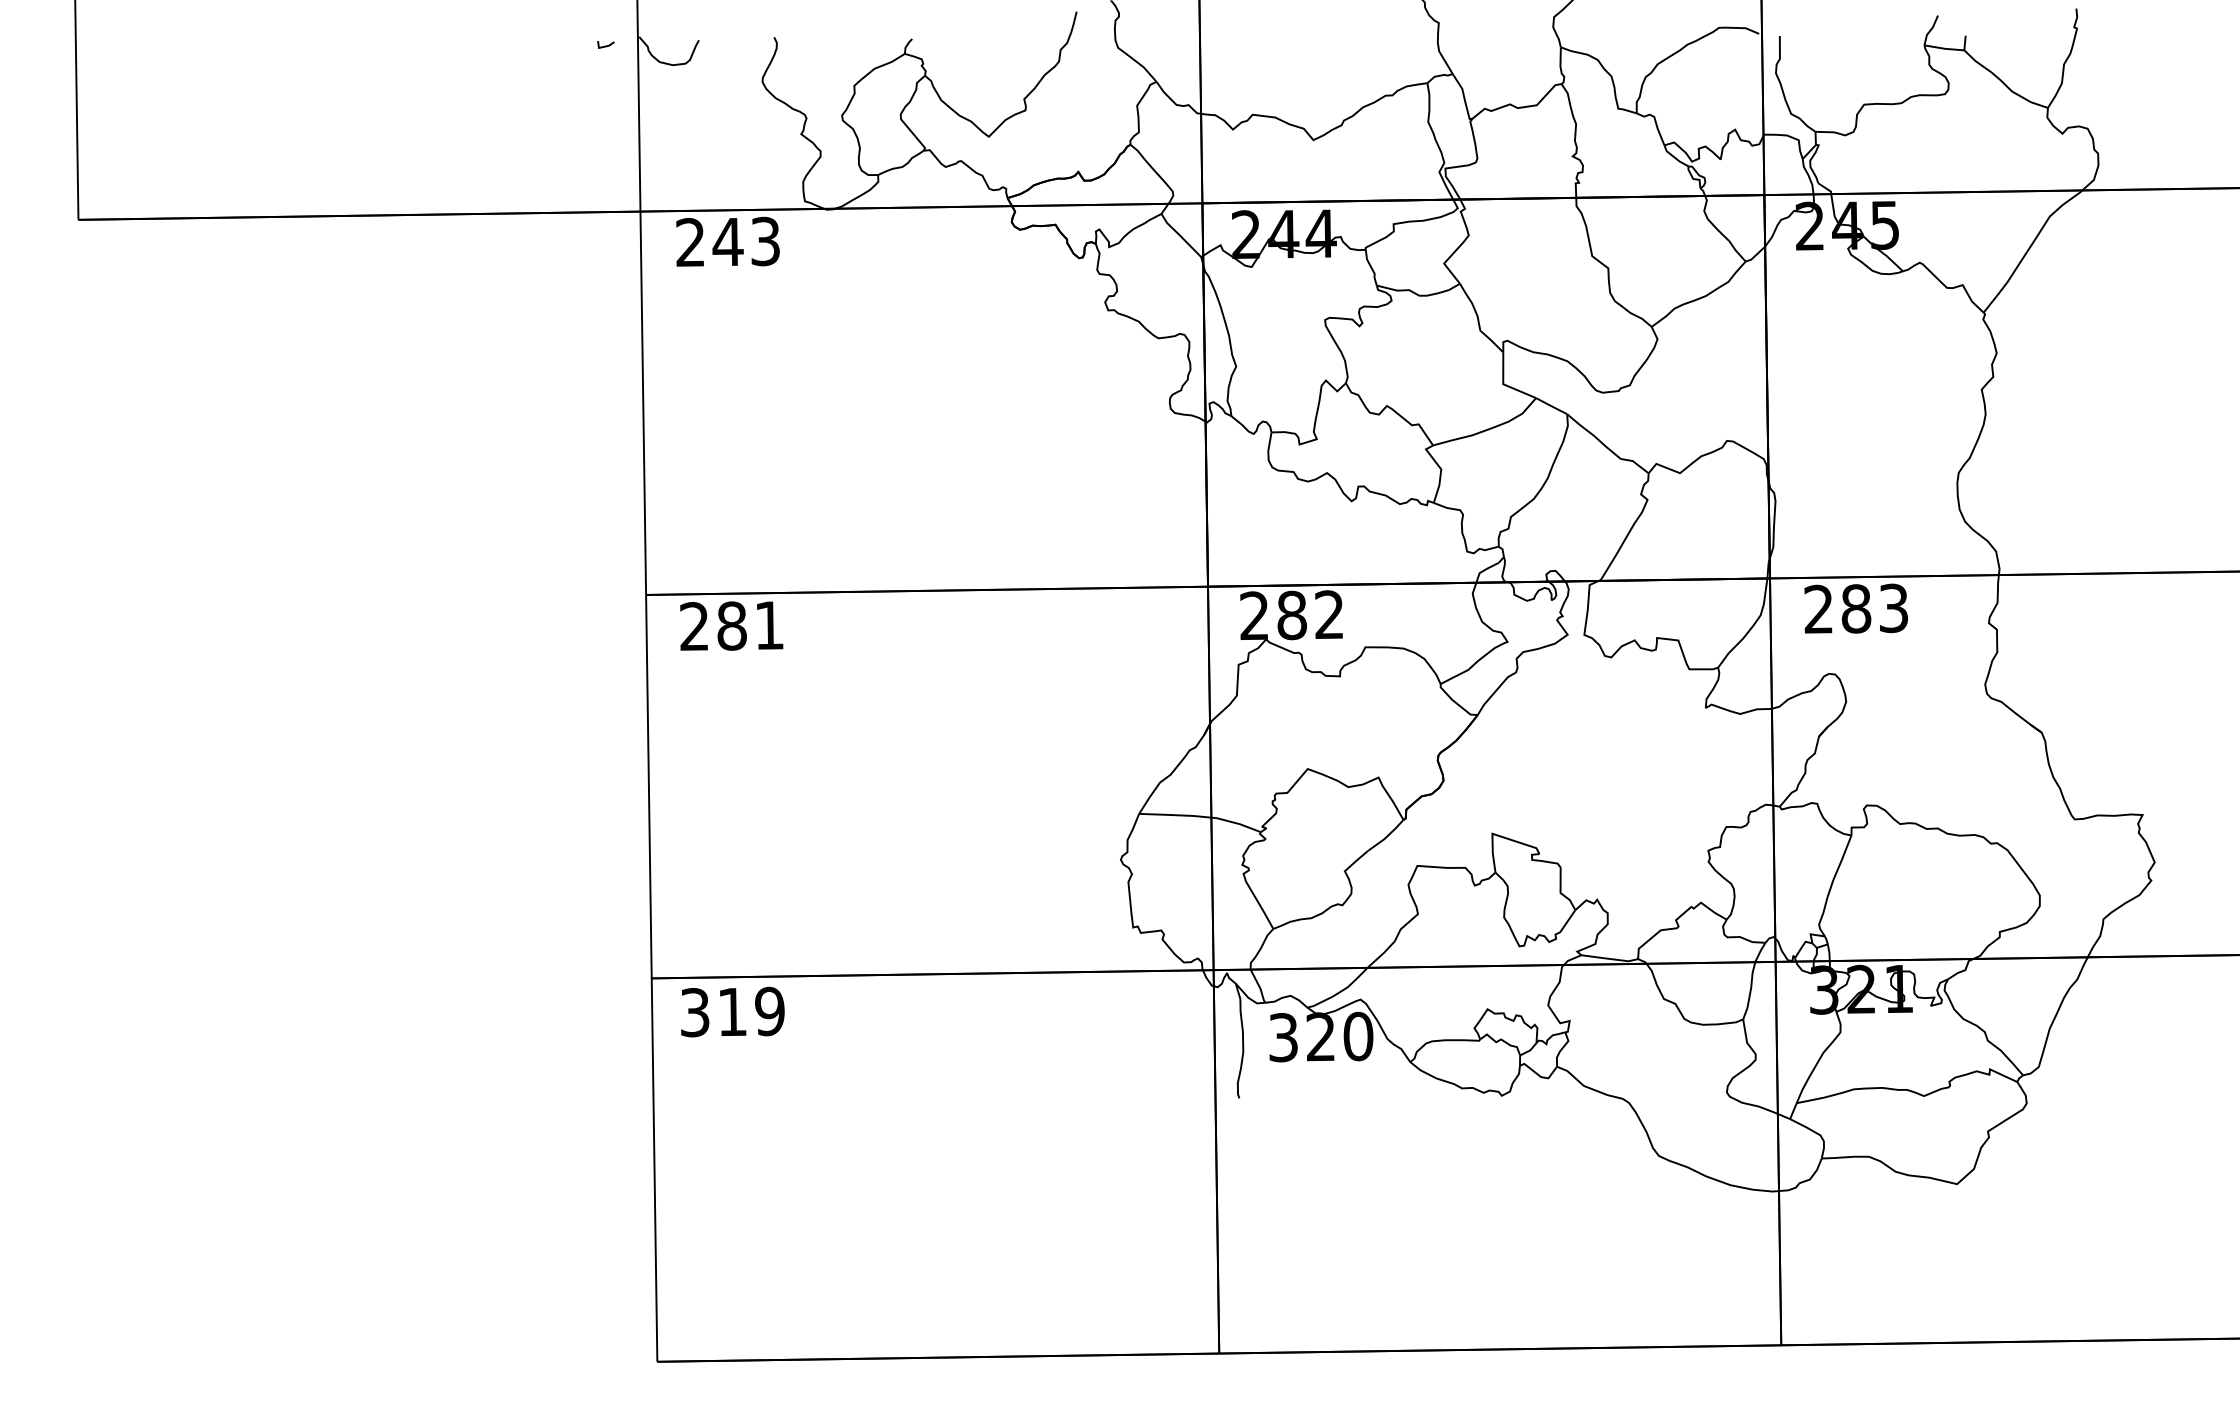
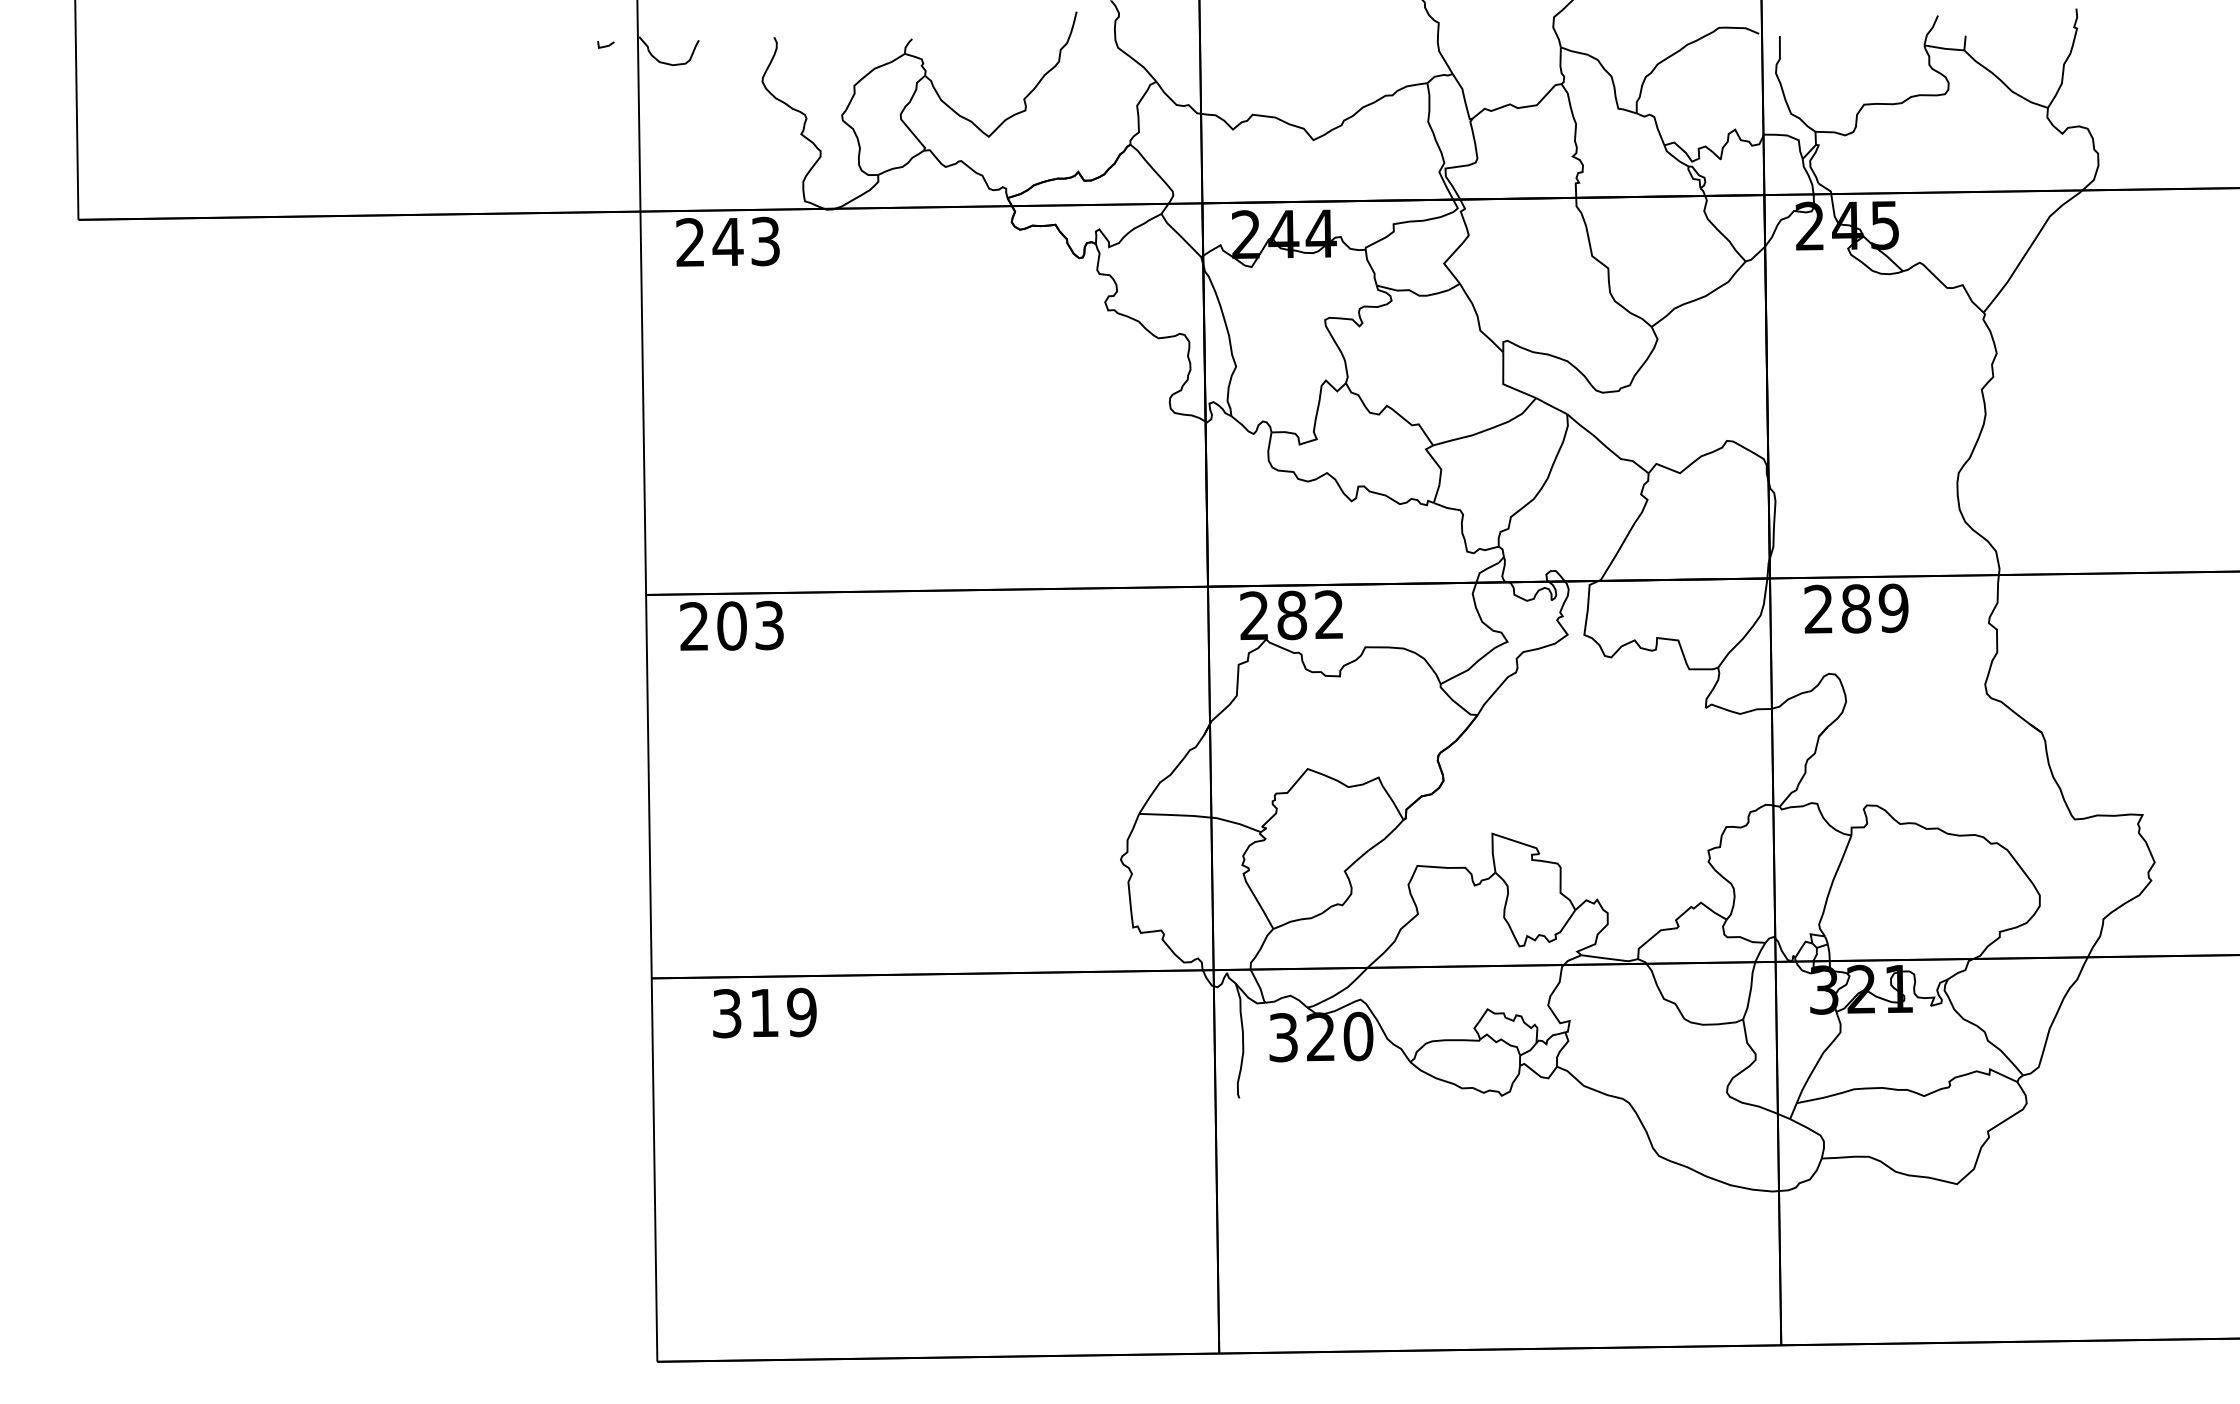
text: 283 -> 289 (1893, 607)
text: 281 -> 203 (750, 625)
text position: (732, 1011) -> (764, 1012) (764, 1012)
